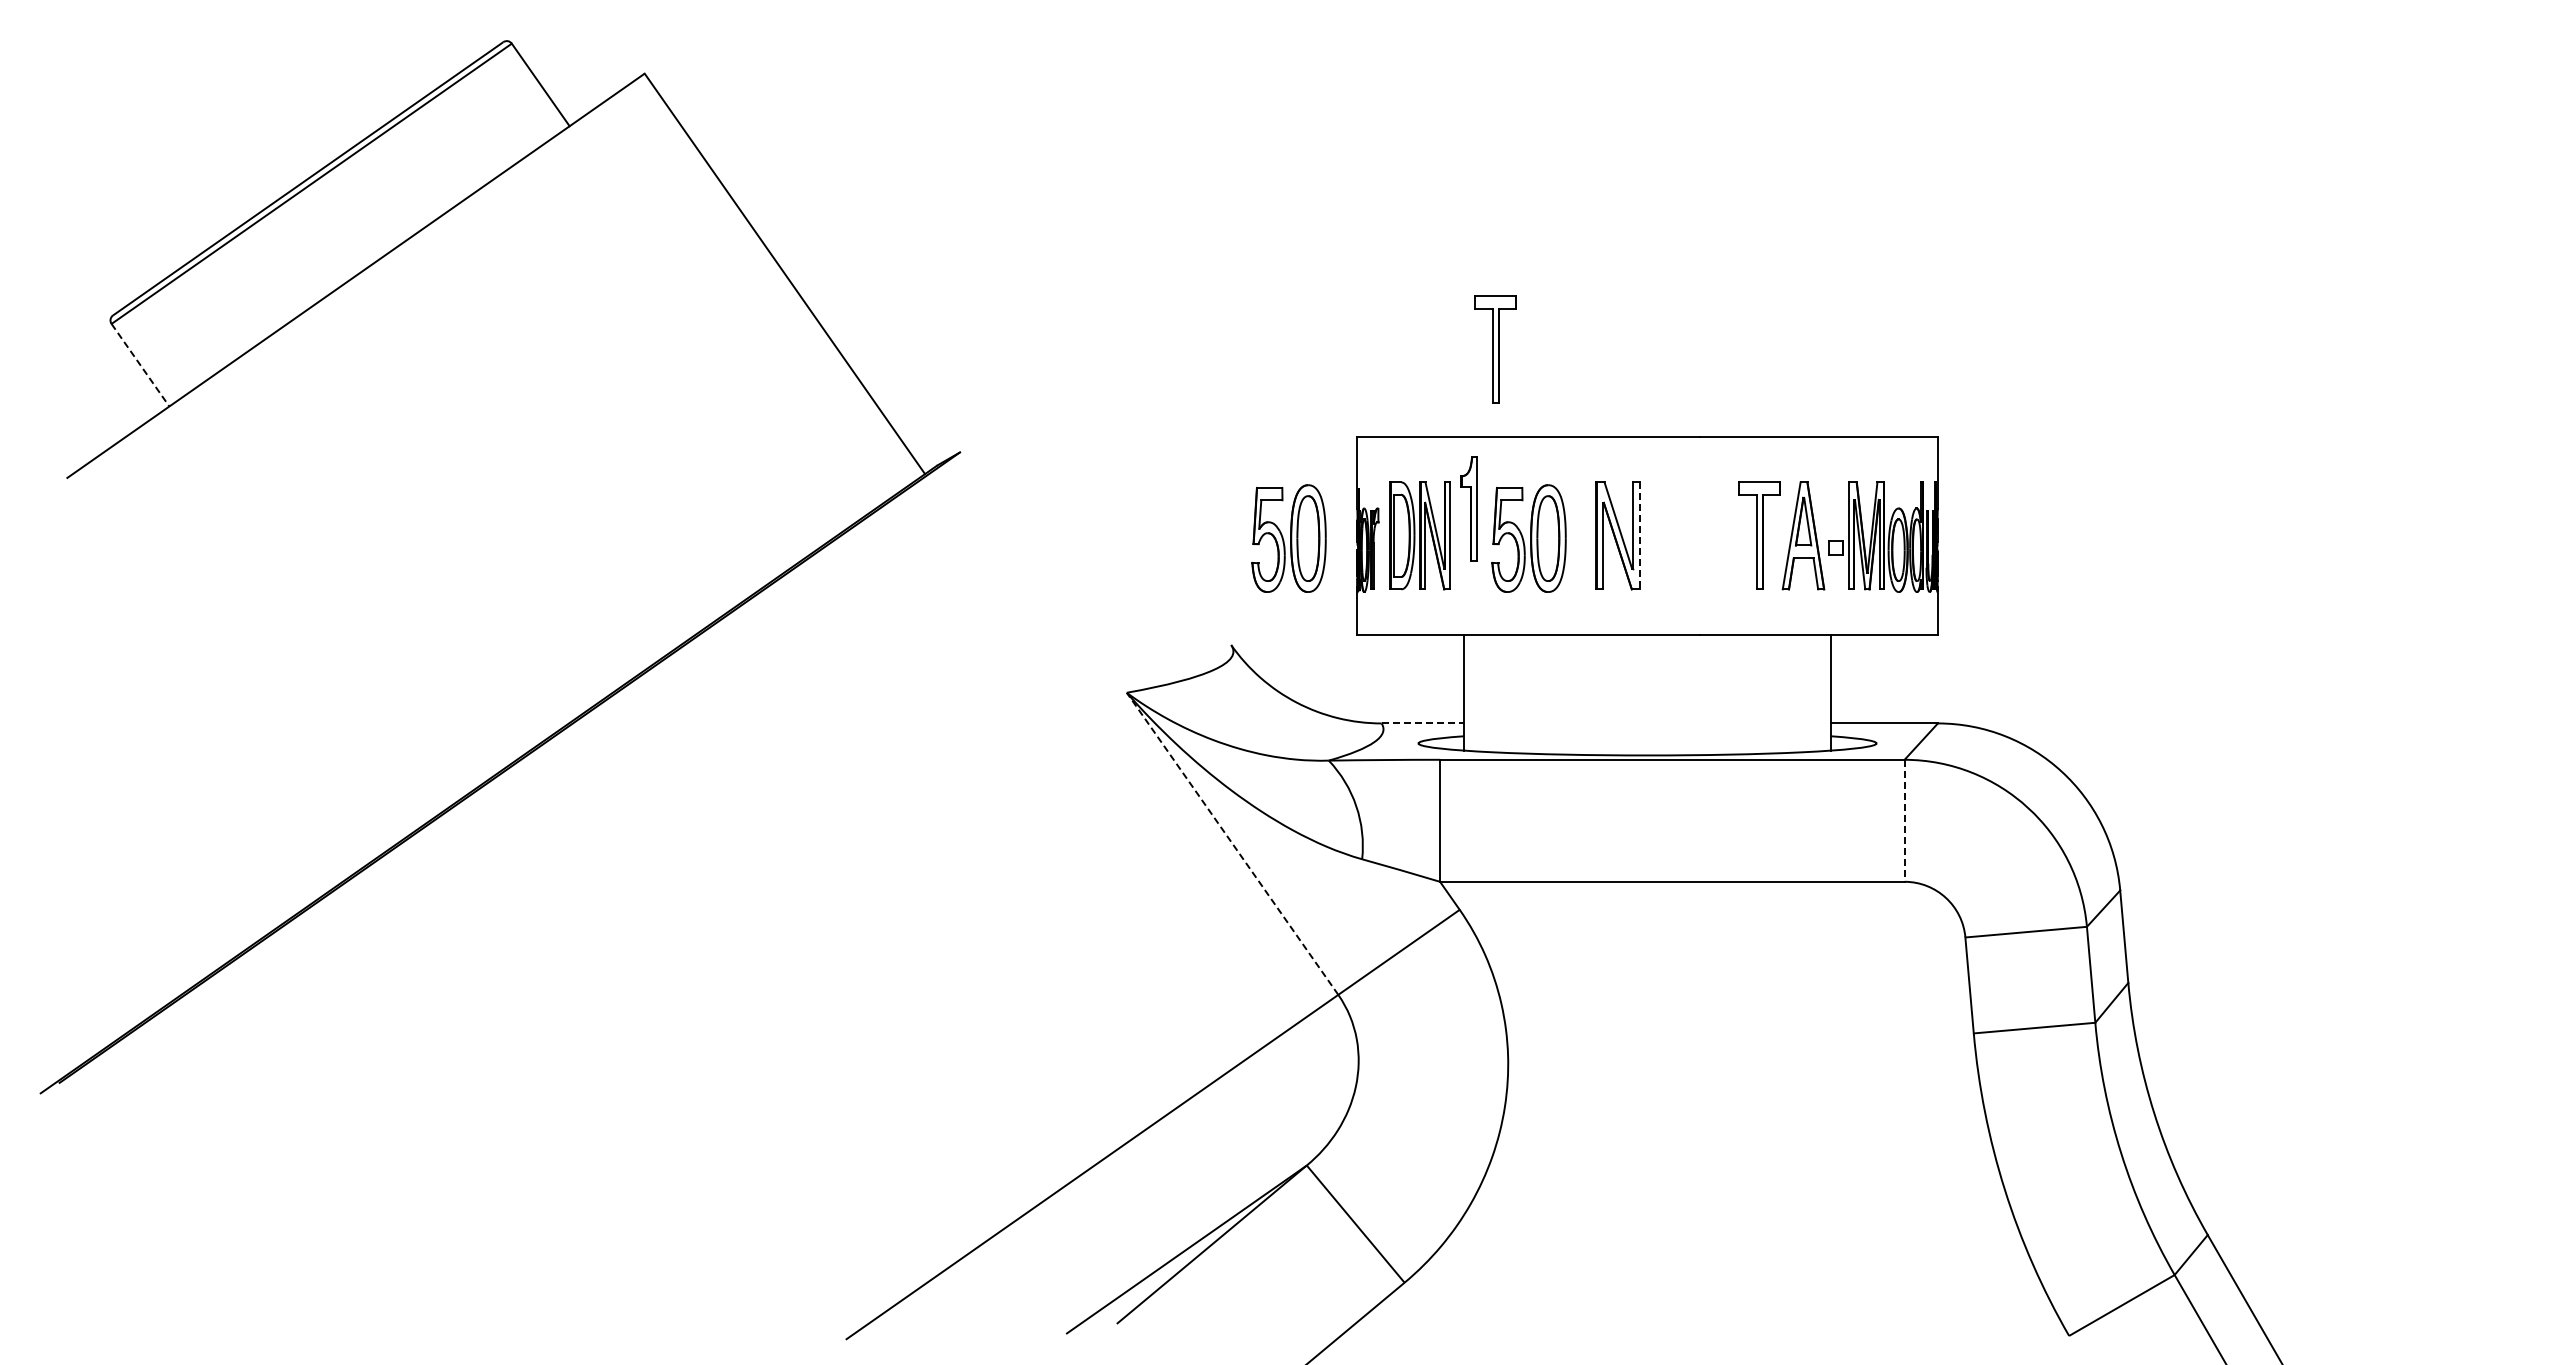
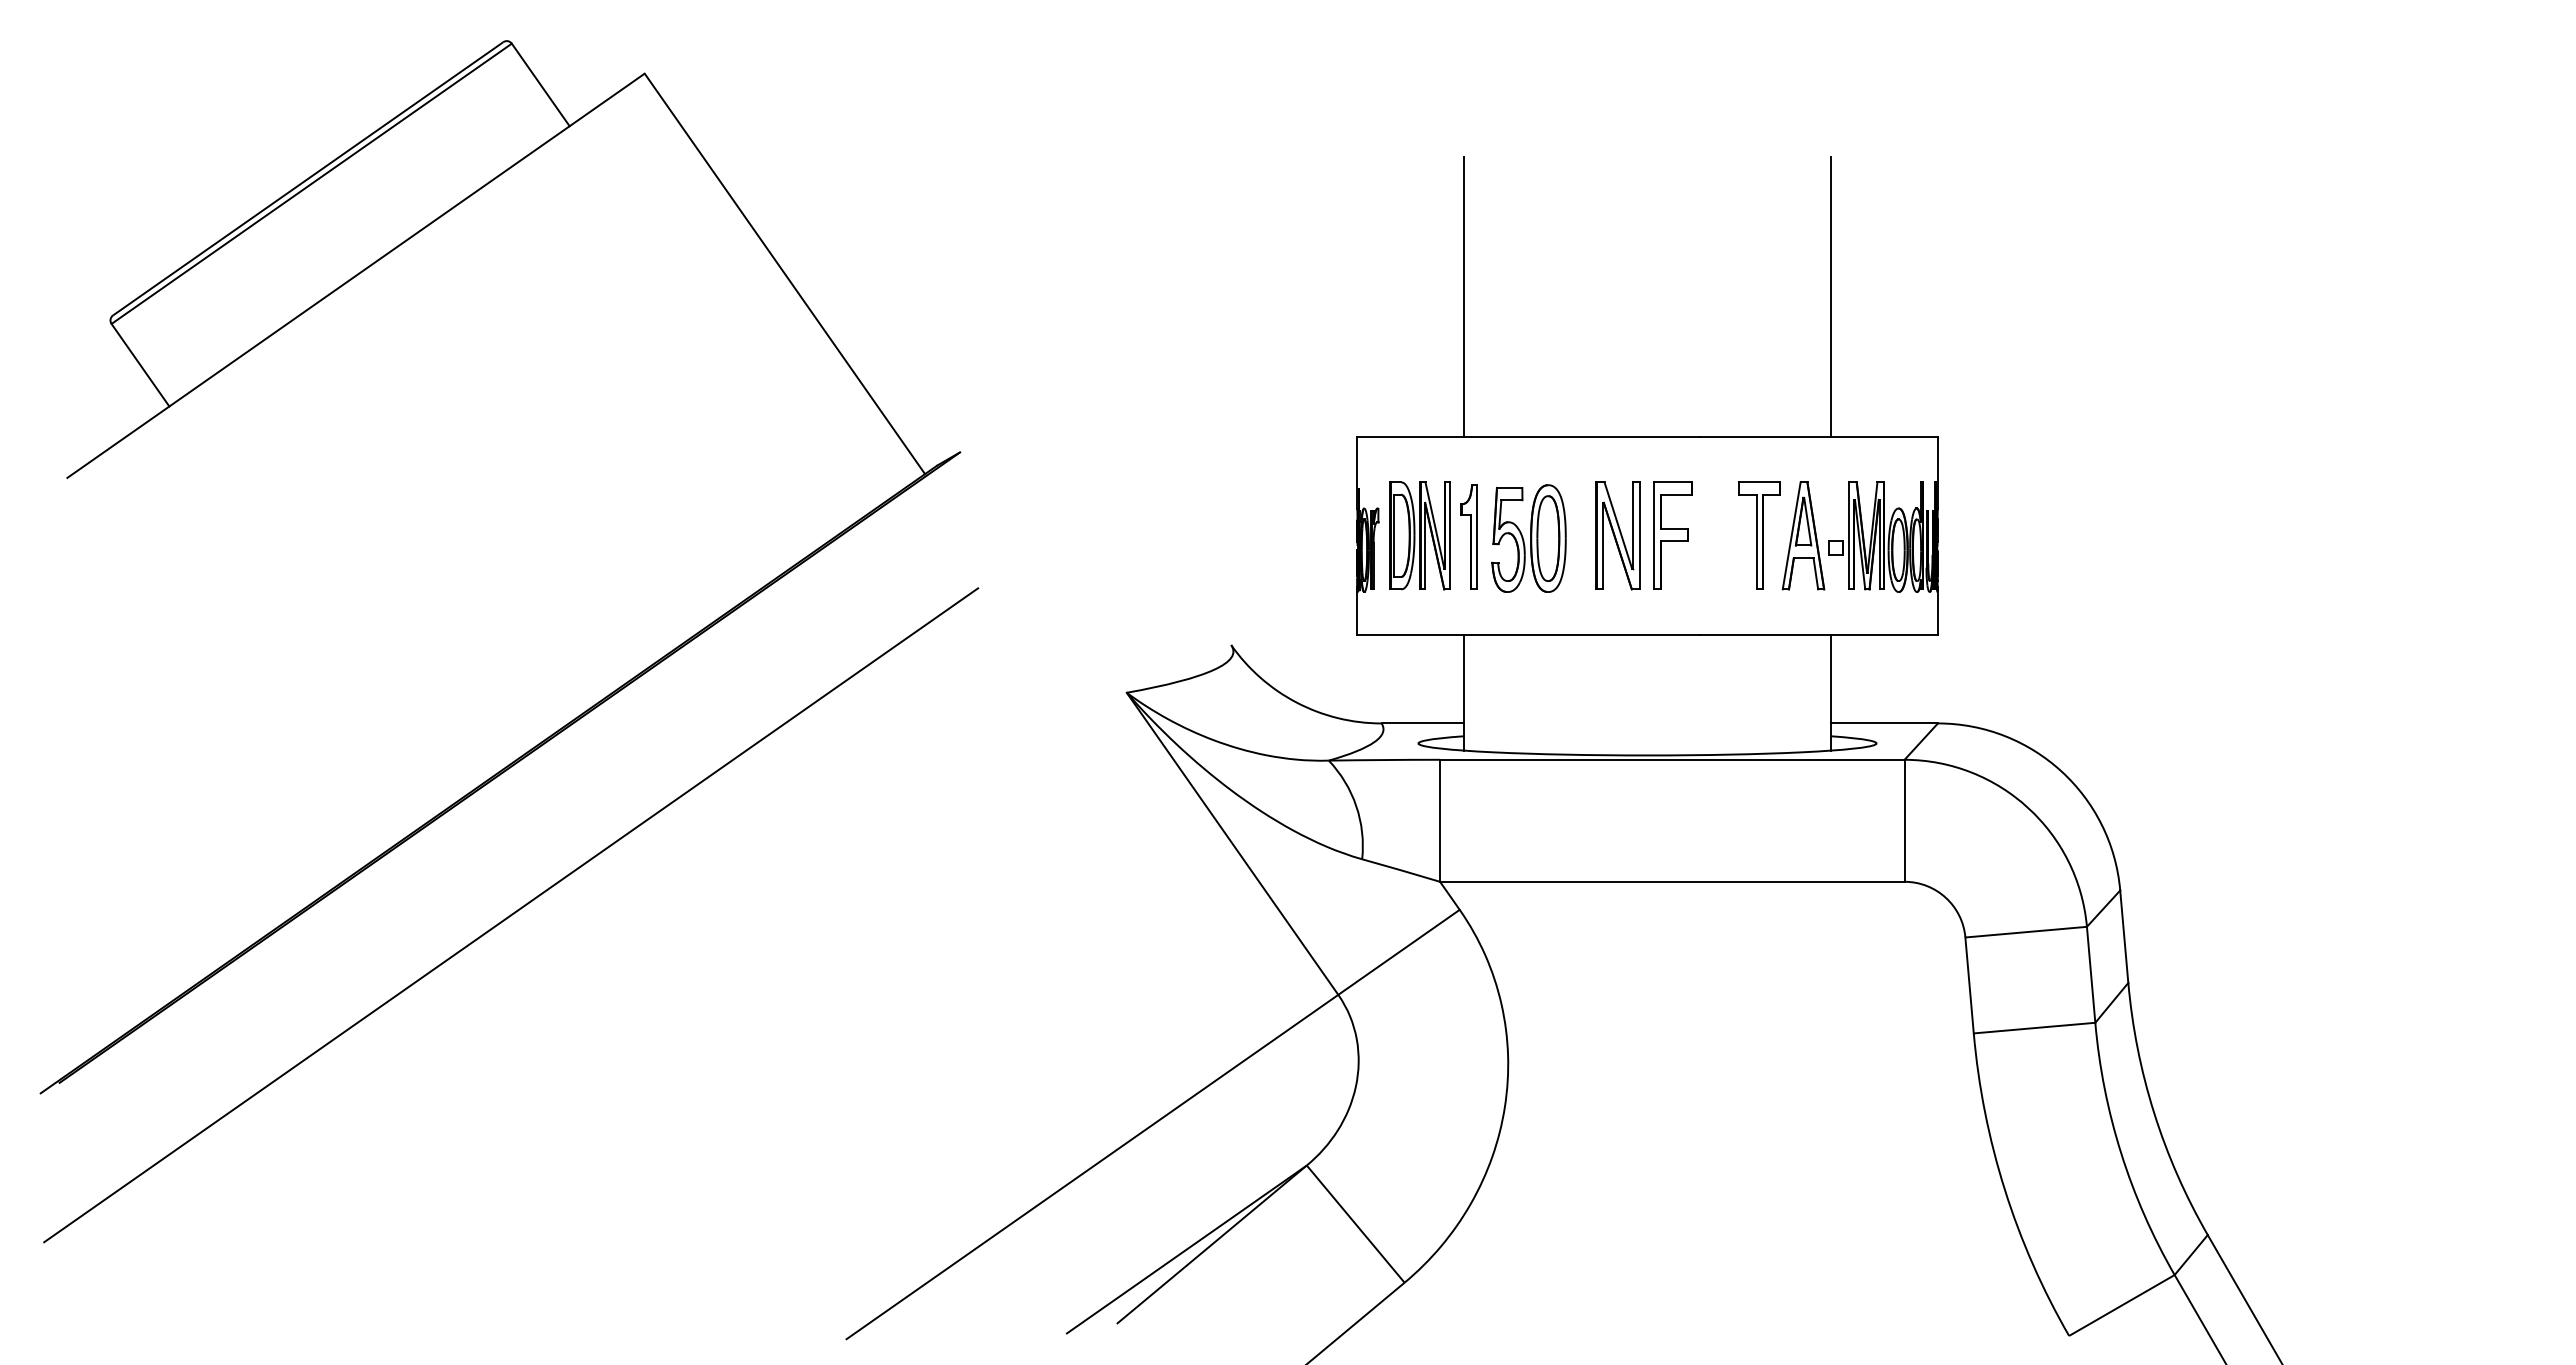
line: none -> present (1464, 296)
line: none -> present (1830, 296)
part: present -> none (1495, 349)
line: dashed -> solid (140, 365)
part position: (1468, 508) -> (1468, 536) (1468, 536)
part: none -> present (1672, 535)
line: dashed -> solid (1640, 536)
part: present -> none (1288, 538)
line: dashed -> solid (1423, 723)
line: dashed -> solid (1904, 821)
line: dashed -> solid (1232, 843)
line: none -> present (511, 915)
